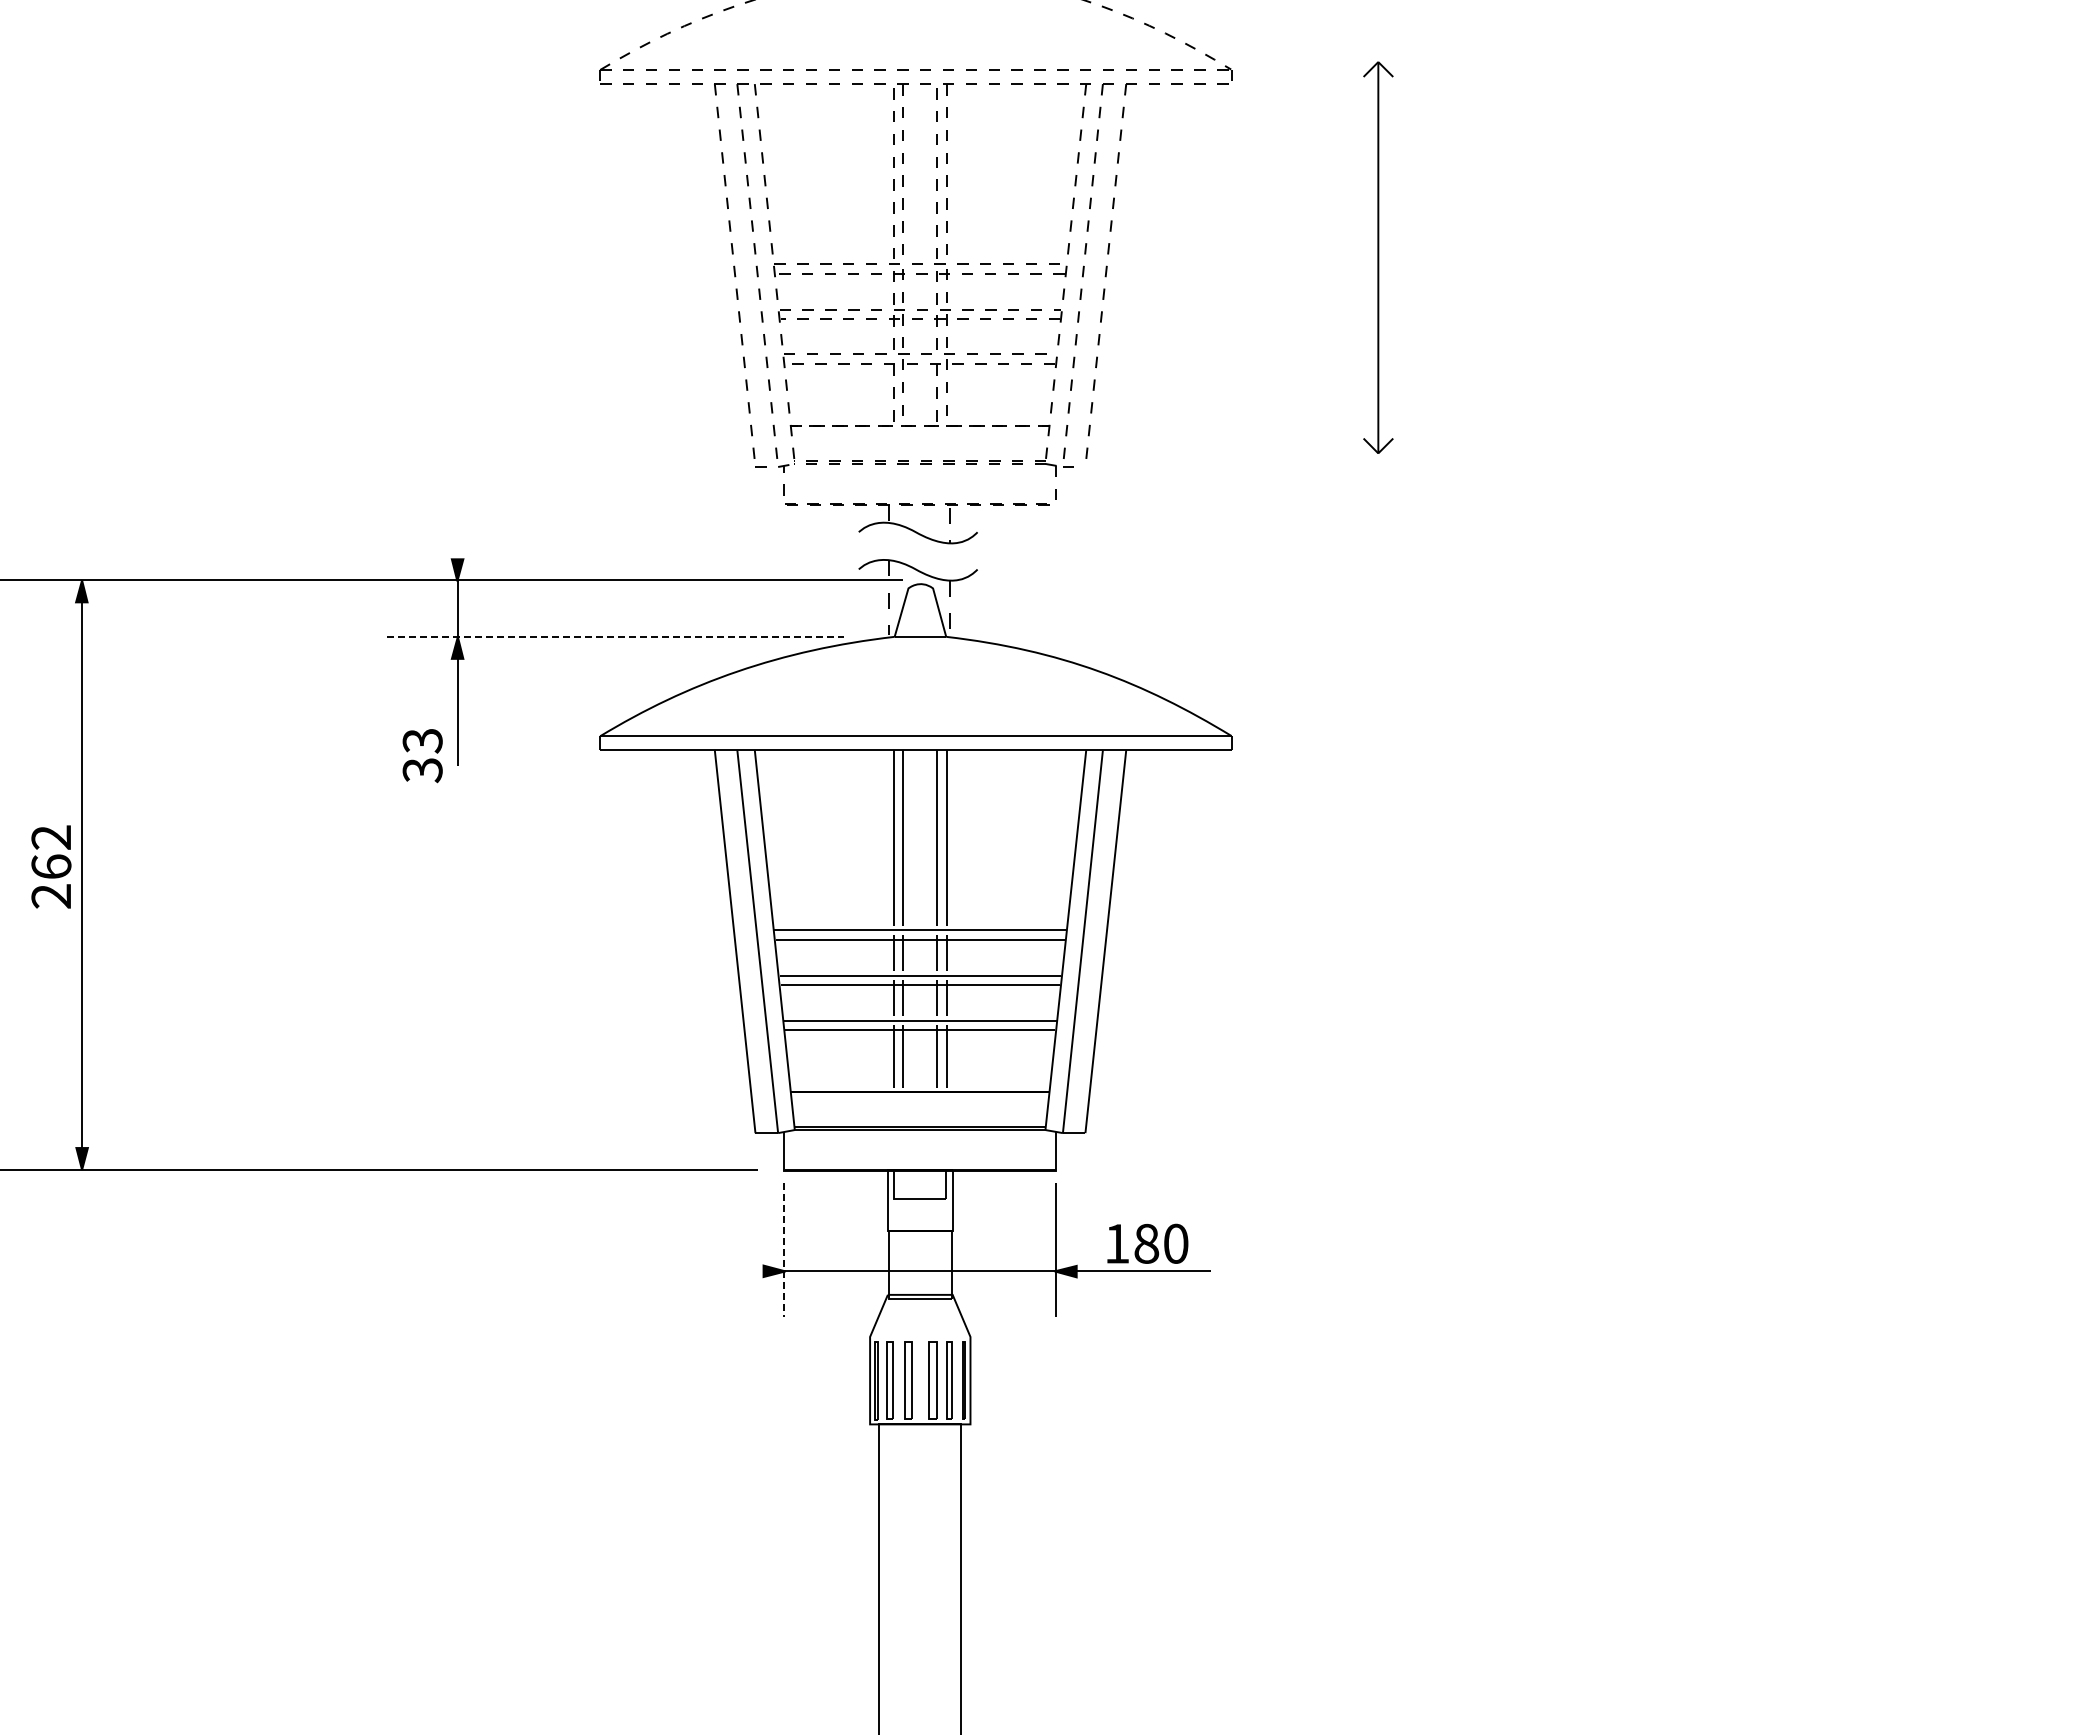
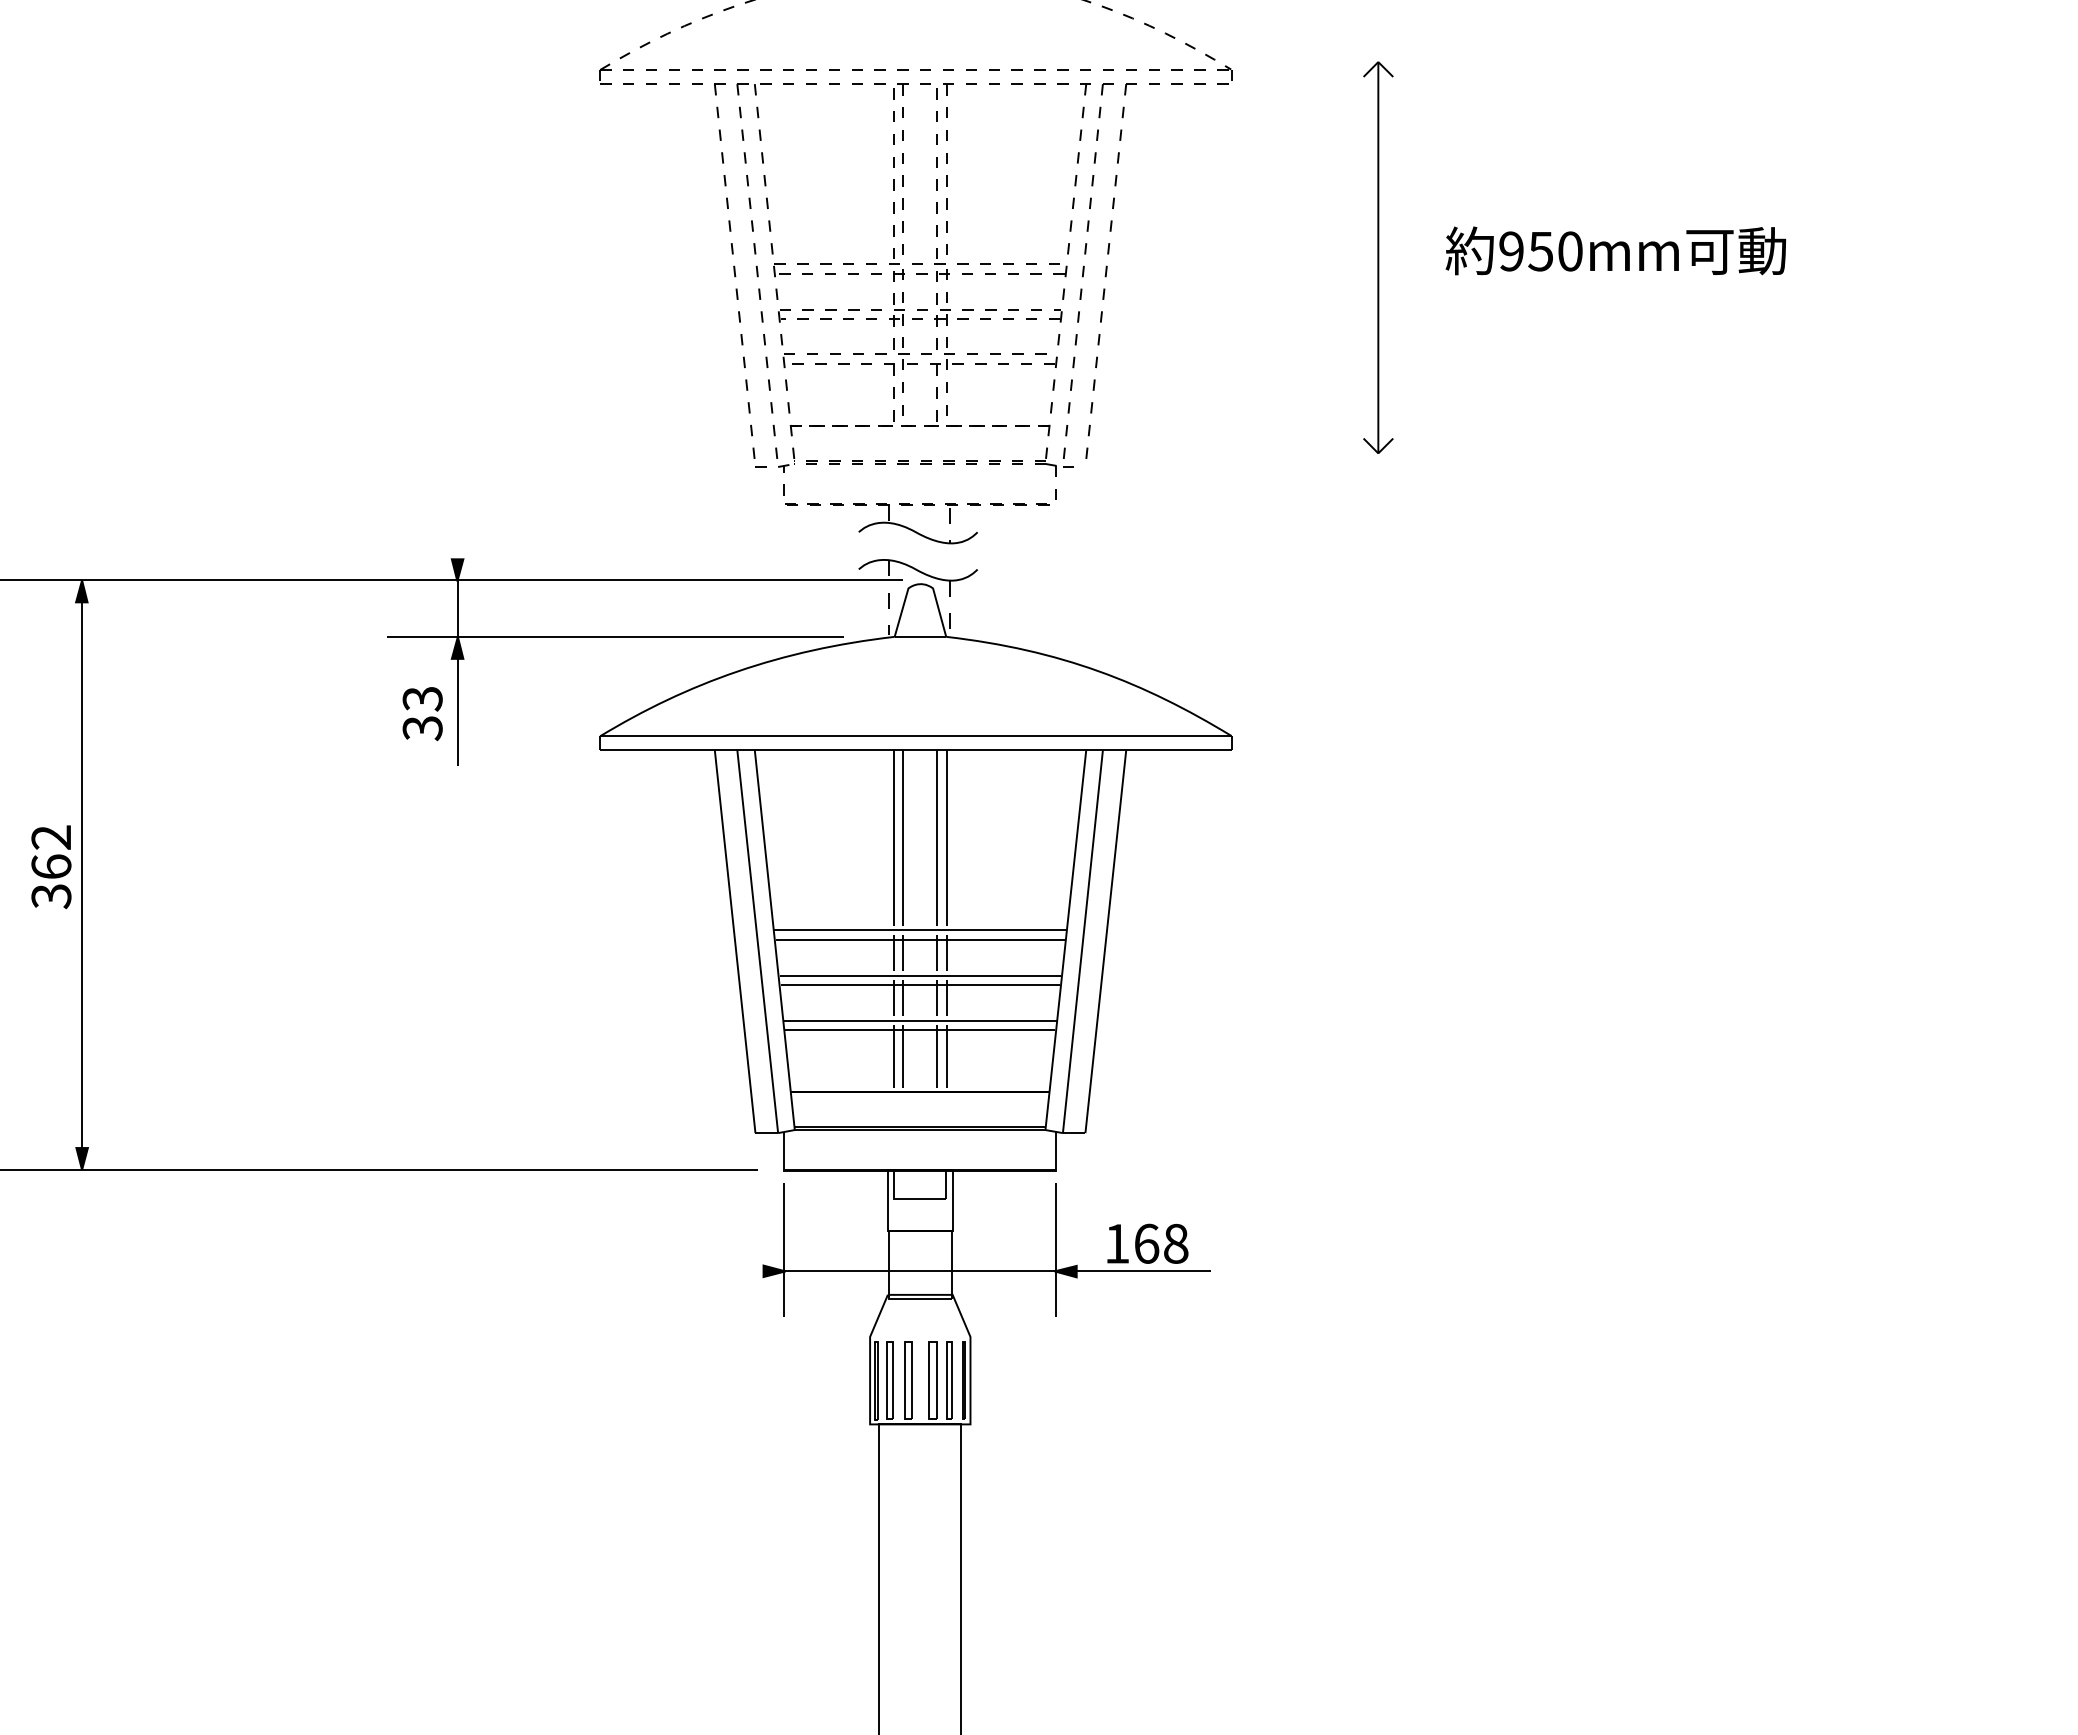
part: none -> present (1615, 250)
line: dashed -> solid (616, 637)
text position: (422, 756) -> (422, 714) (422, 714)
text: 262 -> 362 (51, 896)
text: 180 -> 168 (1161, 1243)
line: dashed -> solid (784, 1250)
